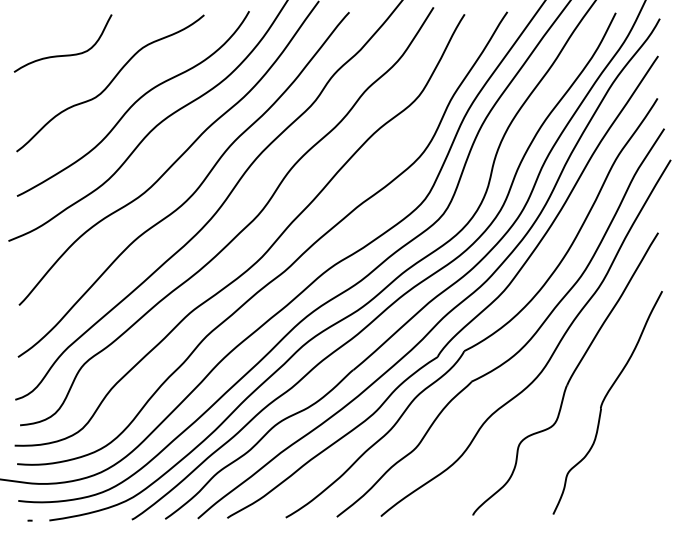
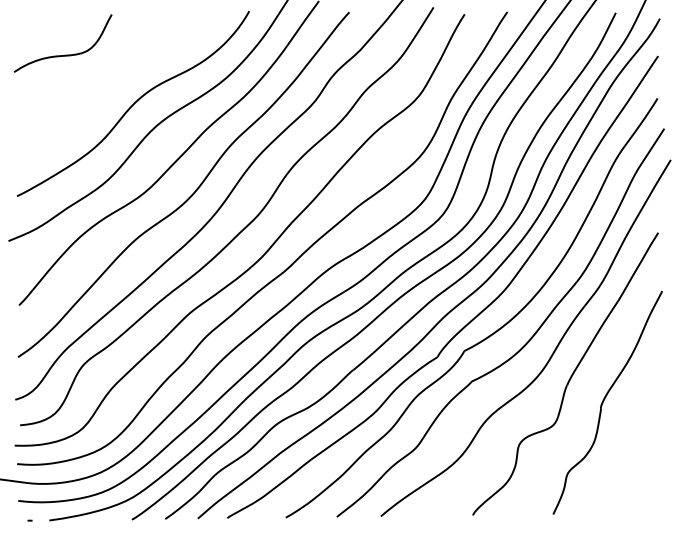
curve: present -> none (110, 83)
